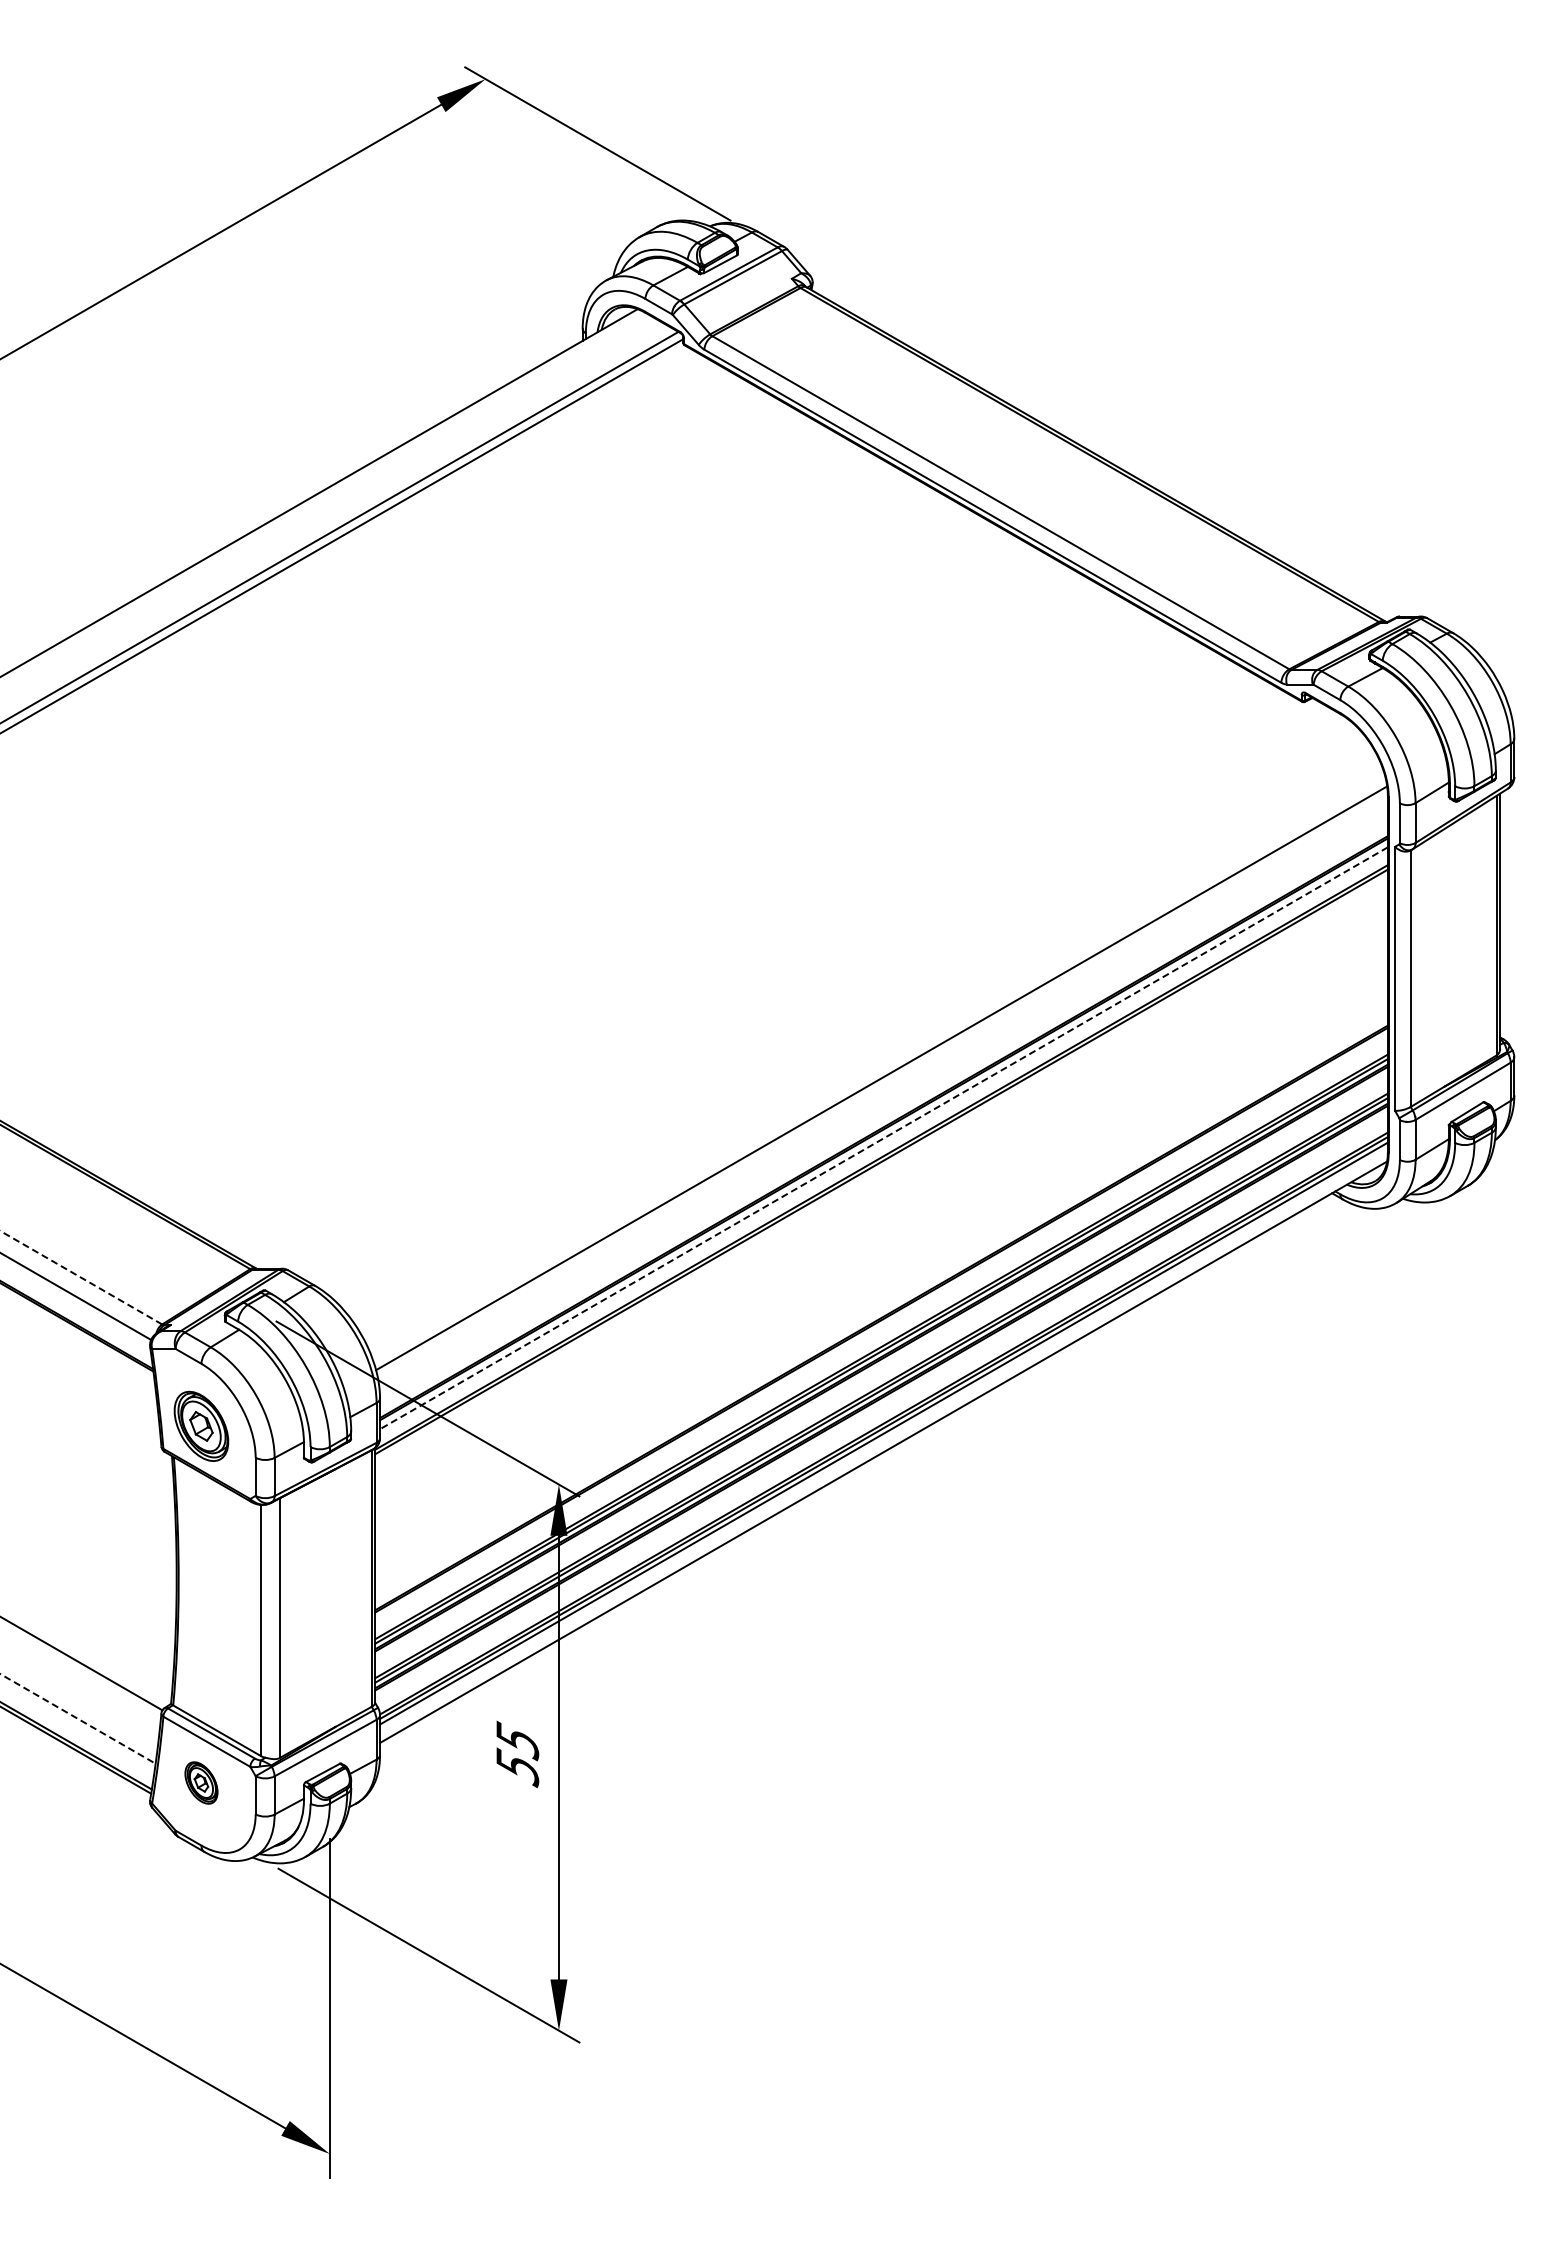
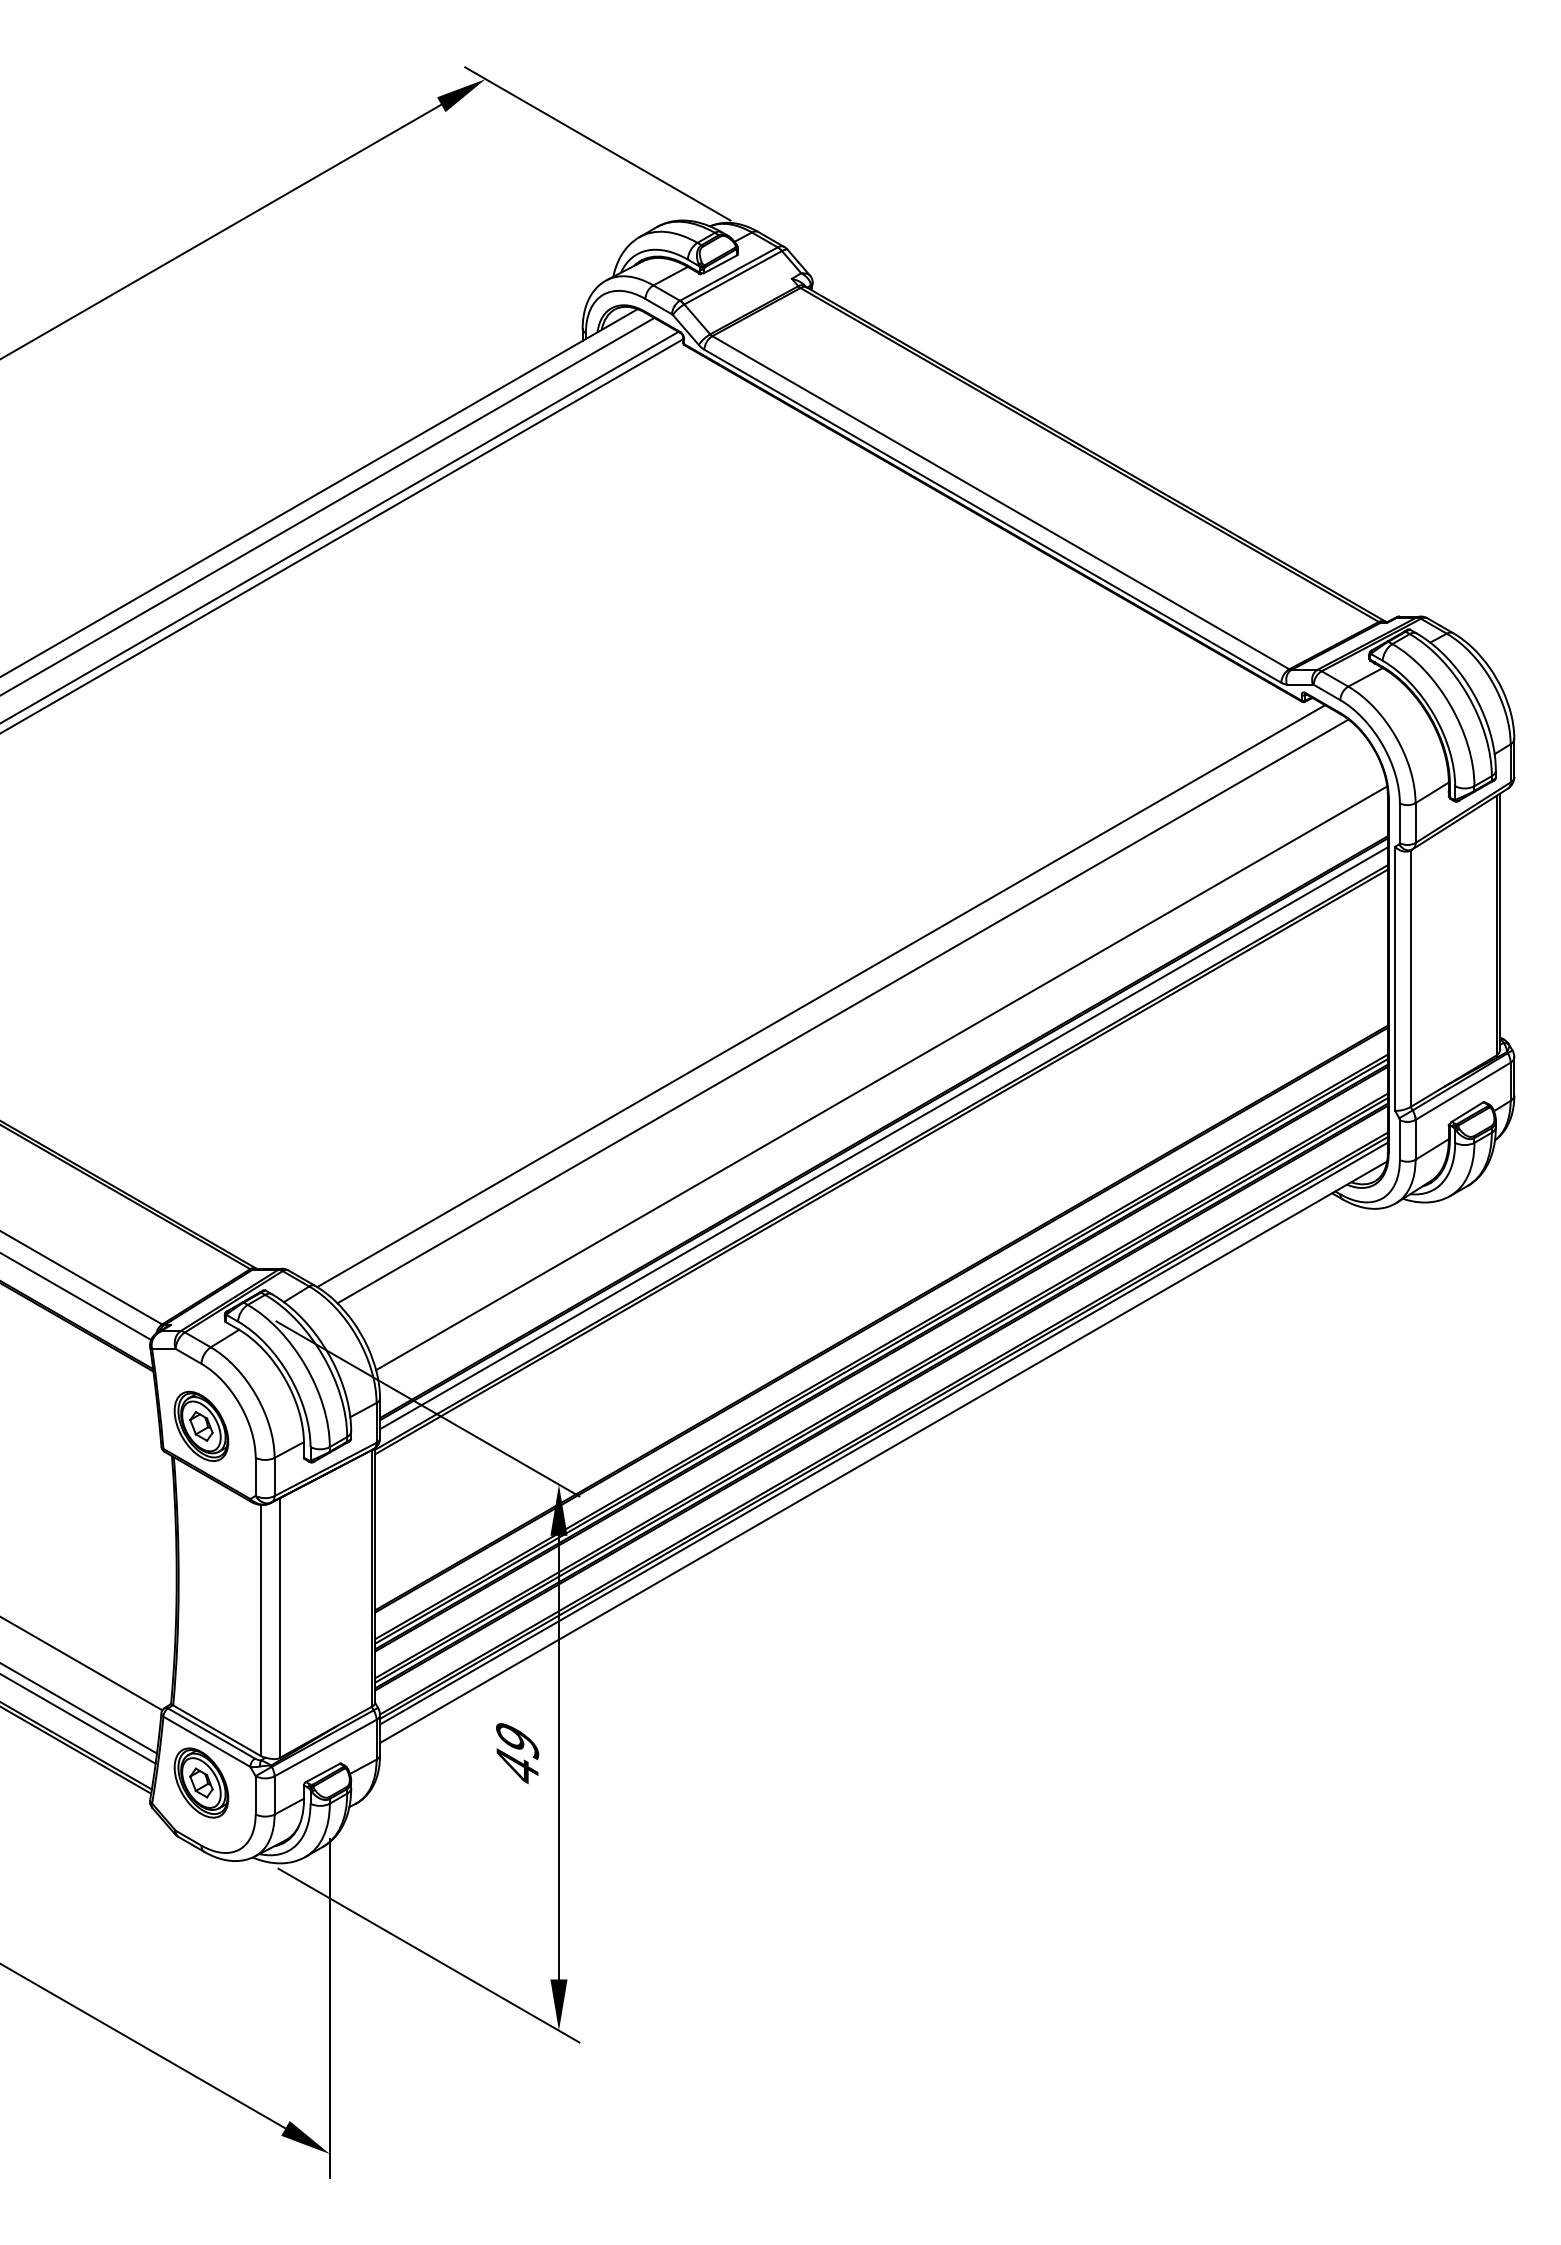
line: none -> present (328, 505)
line: none -> present (821, 996)
line: none -> present (842, 1011)
line: dashed -> solid (883, 1138)
line: dashed -> solid (80, 1277)
line: none -> present (79, 1708)
line: dashed -> solid (78, 1719)
text: 55 -> 49 (517, 1754)
part size: 35x44 px -> 57x72 px (201, 1782)
